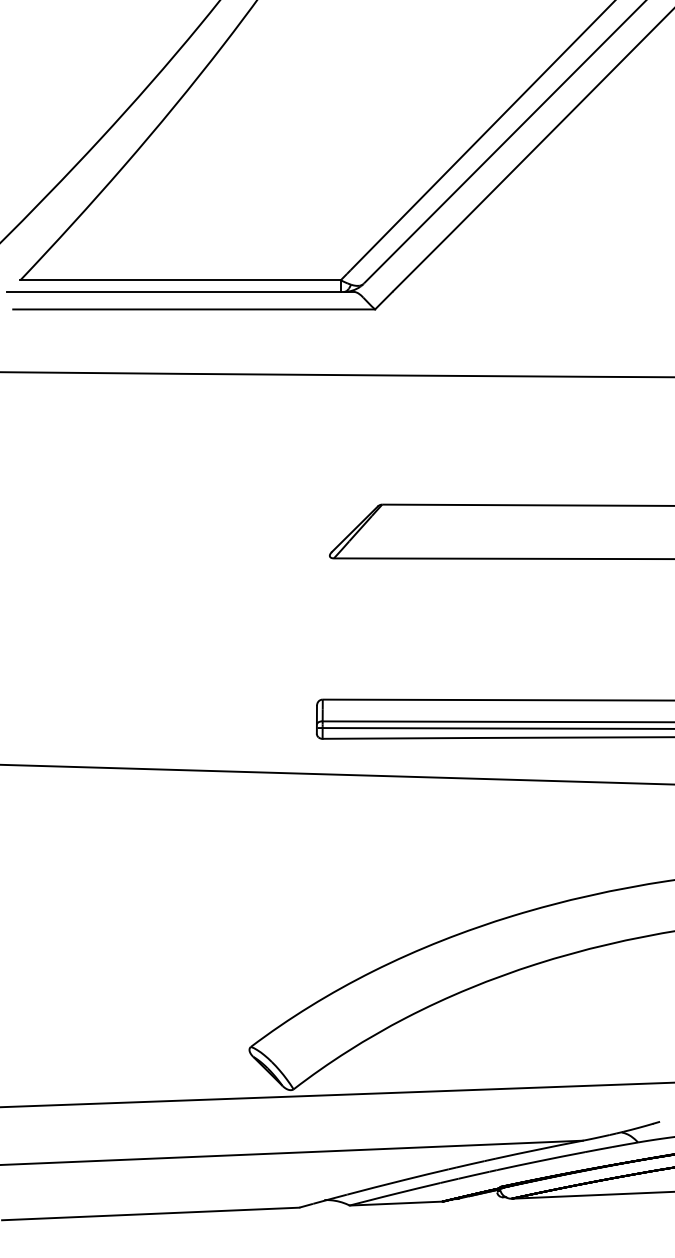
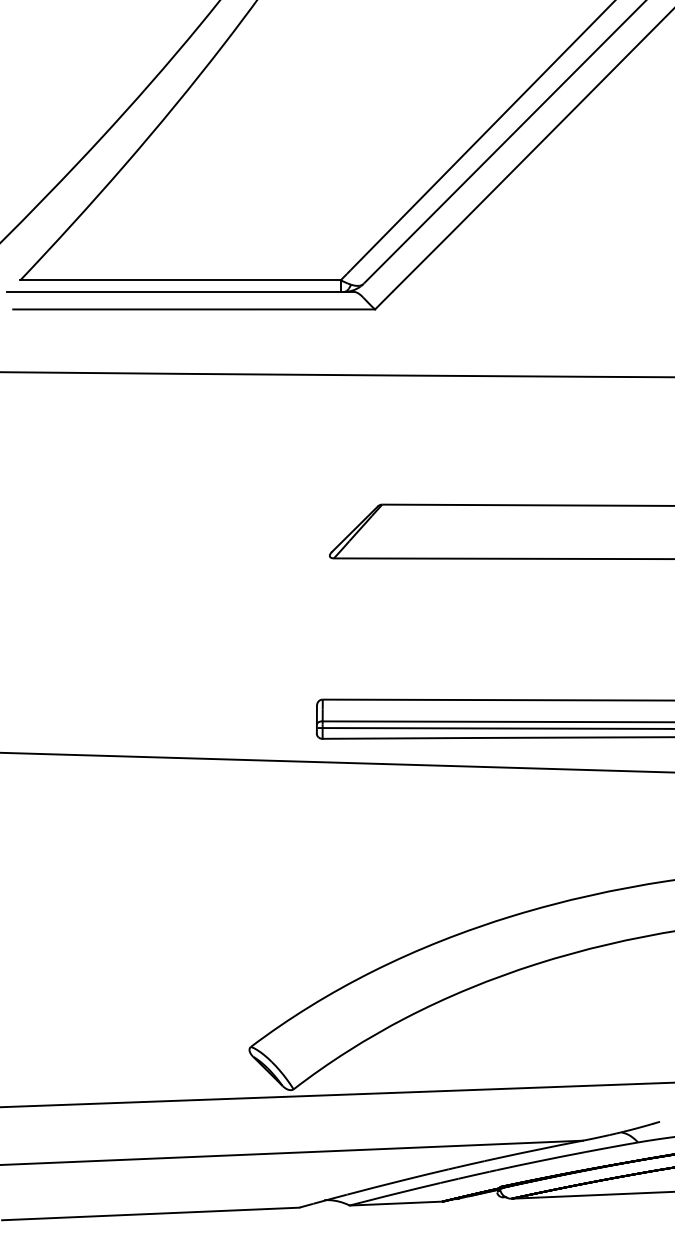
line position: (336, 774) -> (336, 762) (336, 762)
